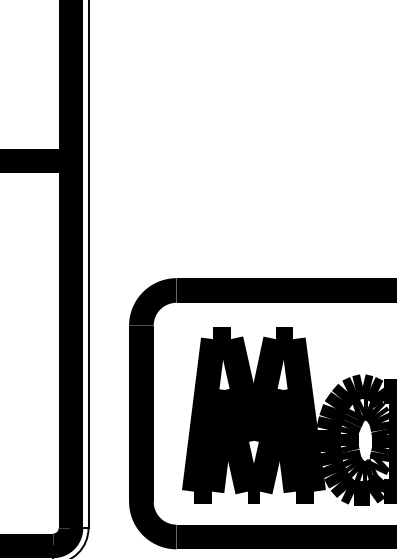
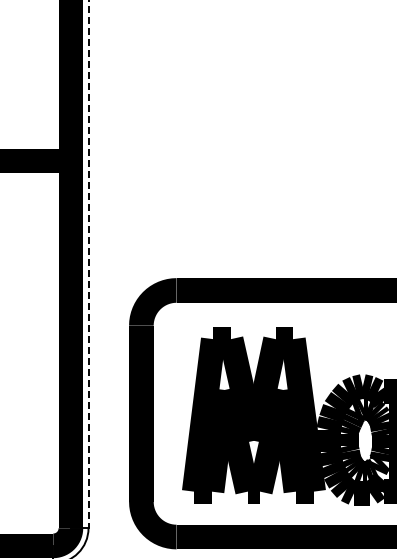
line: solid -> dashed (88, 264)
